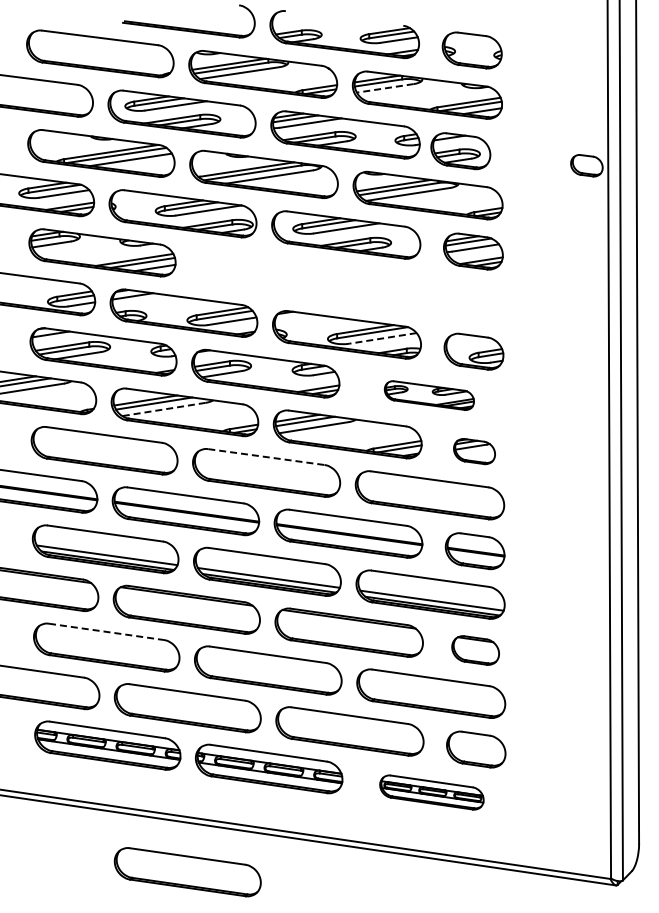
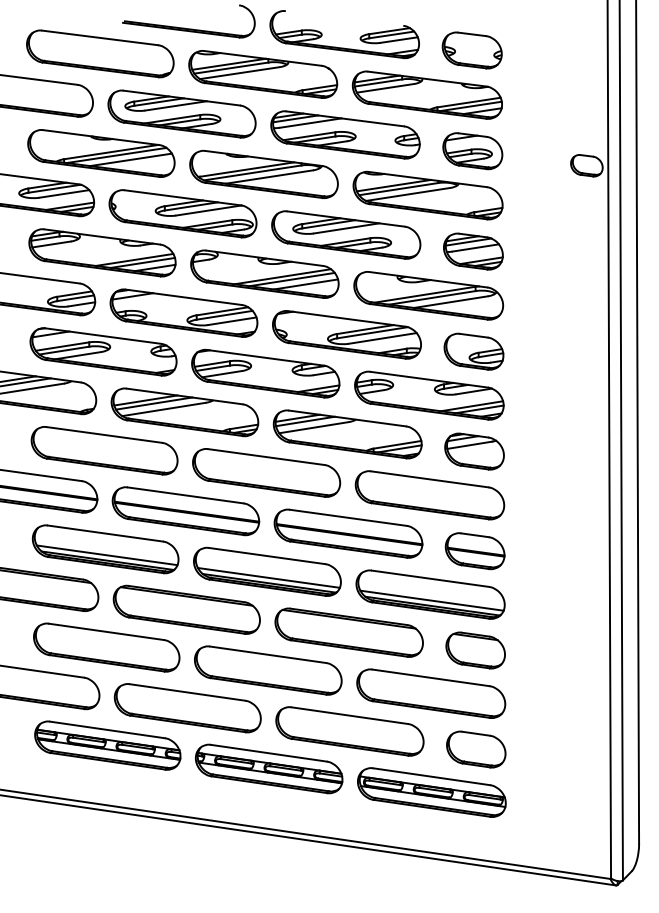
line: dashed -> solid (385, 88)
part position: (460, 151) -> (472, 151) (472, 151)
part: none -> present (264, 273)
part: none -> present (428, 295)
line: dashed -> solid (382, 338)
part size: 92x31 px -> 151x51 px (429, 395)
line: dashed -> solid (163, 409)
part size: 43x28 px -> 61x39 px (474, 451)
line: dashed -> solid (266, 457)
line: dashed -> solid (107, 631)
part size: 49x31 px -> 61x39 px (475, 650)
part size: 106x37 px -> 150x51 px (431, 792)
part: present -> none (187, 872)
